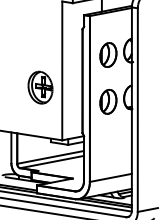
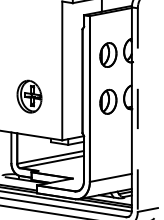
part position: (40, 87) -> (29, 96) (29, 96)
line: solid -> dashed (137, 110)
